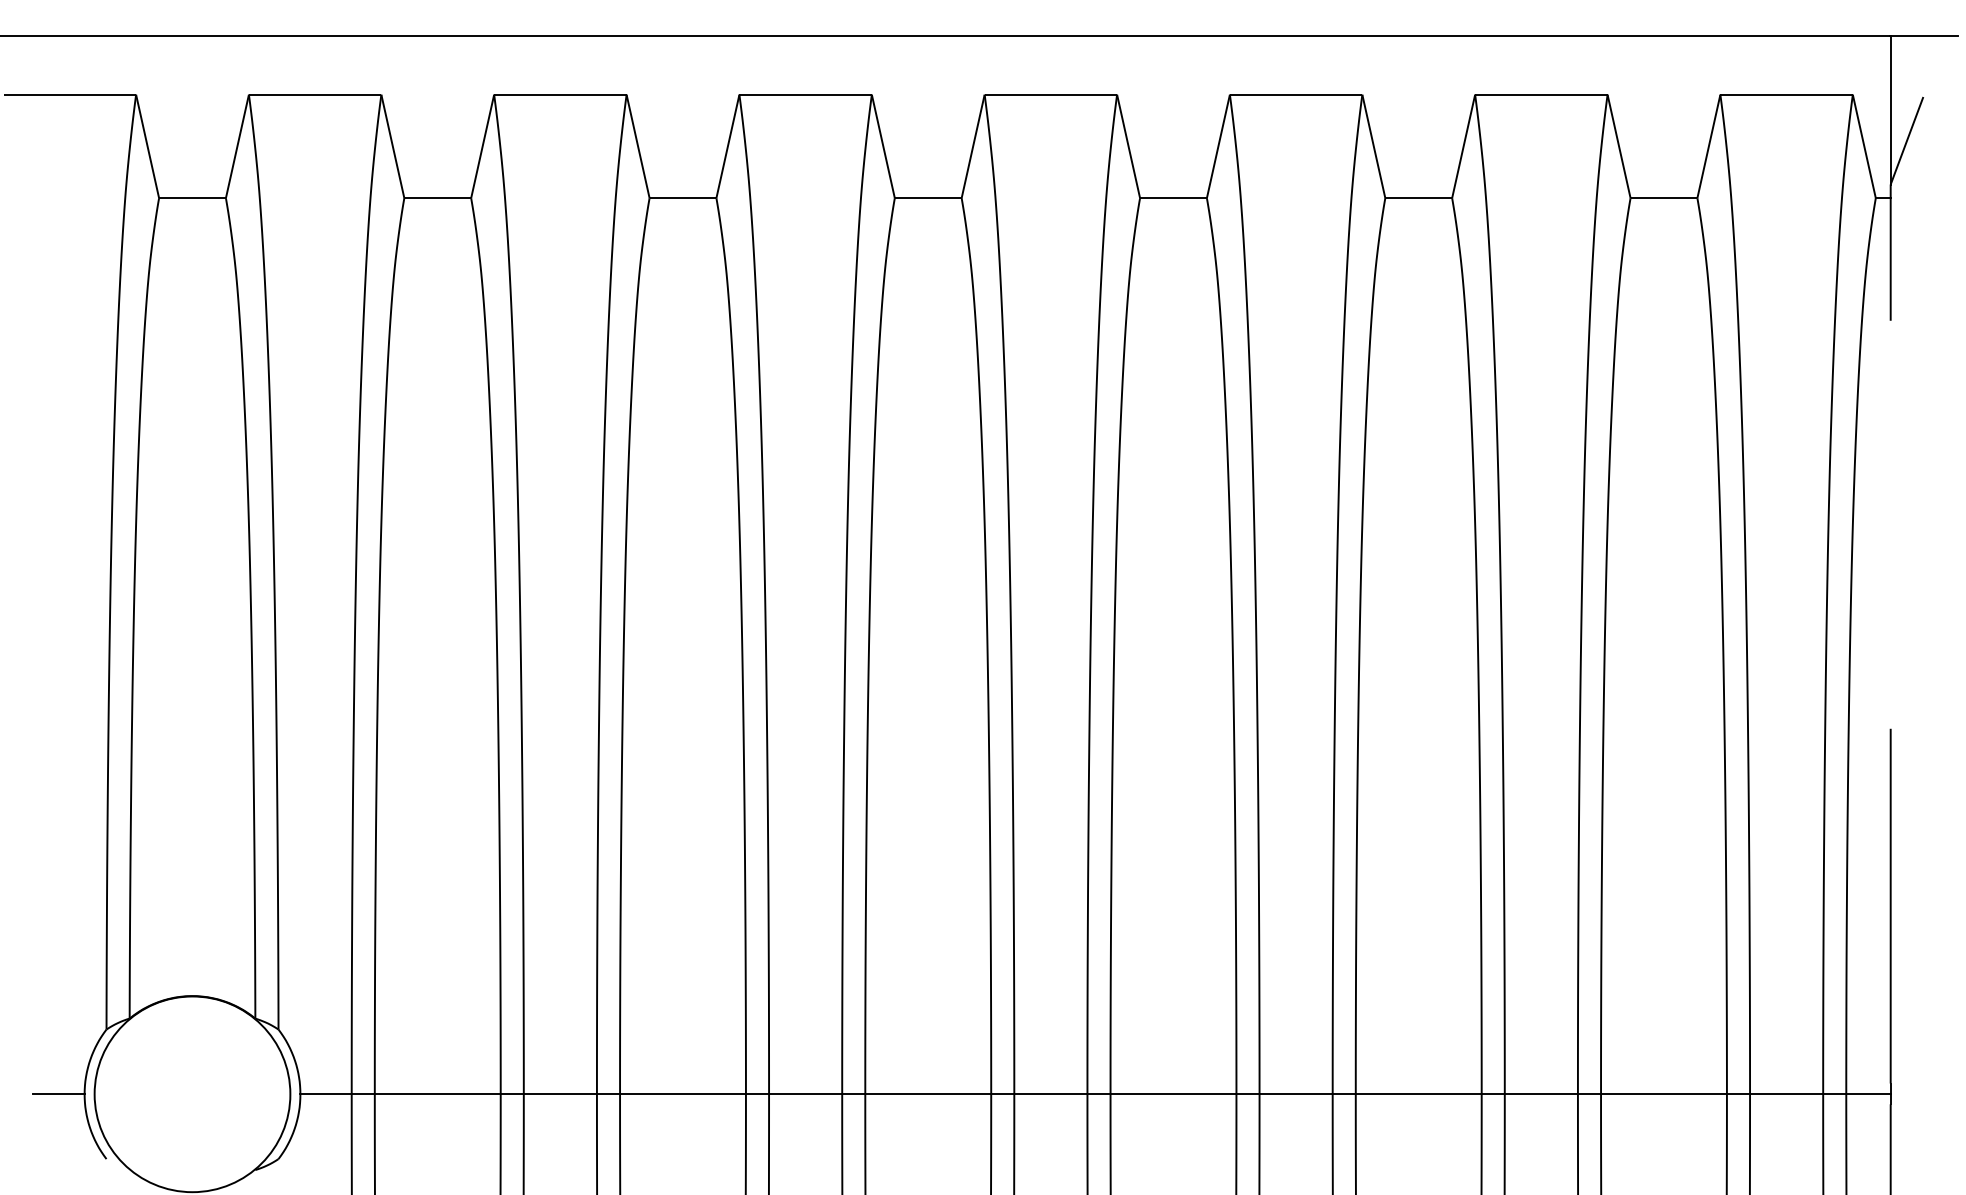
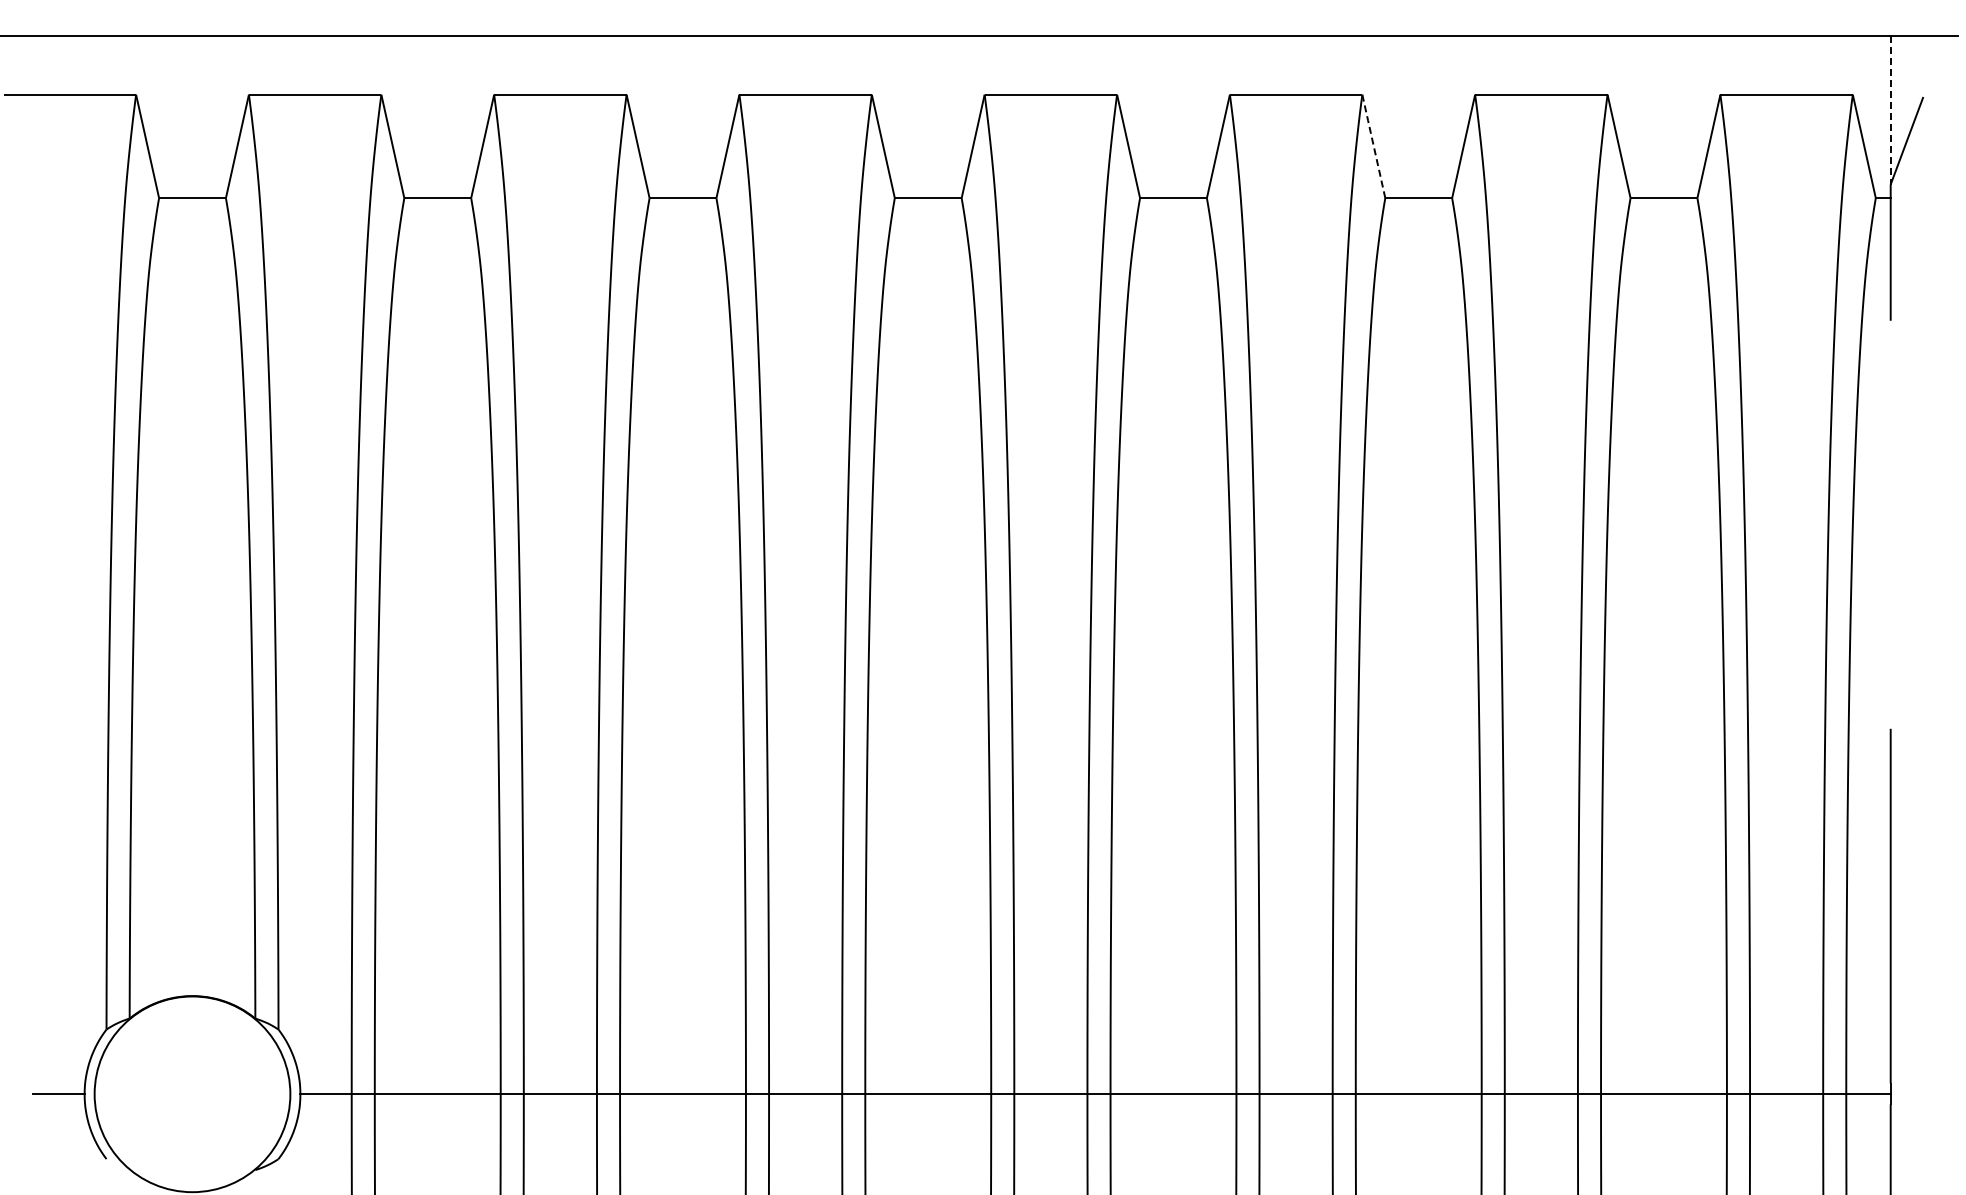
line: solid -> dashed (1890, 110)
line: solid -> dashed (1373, 146)
